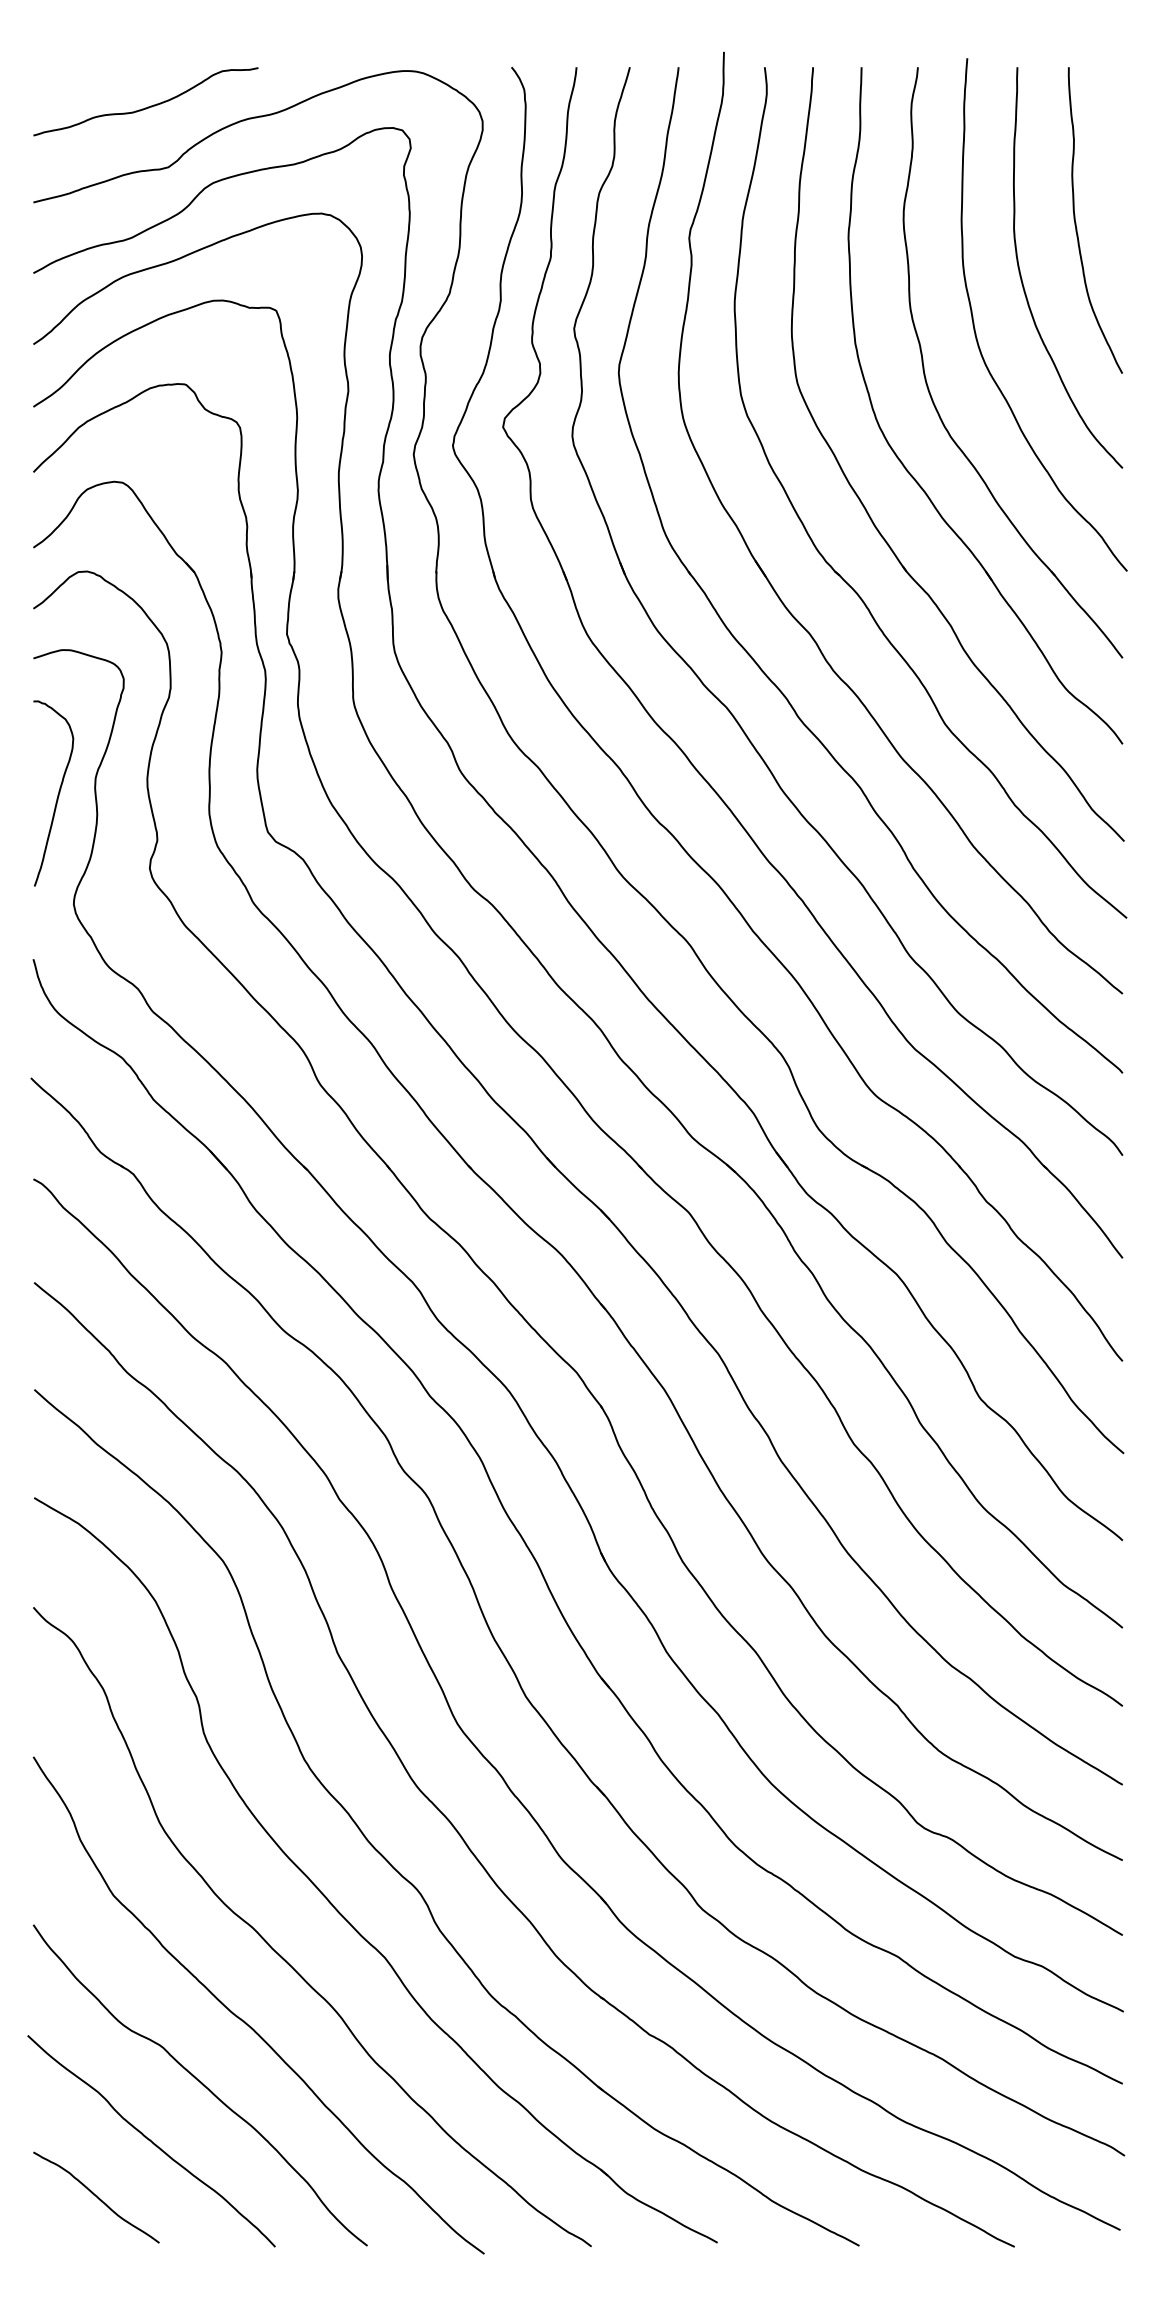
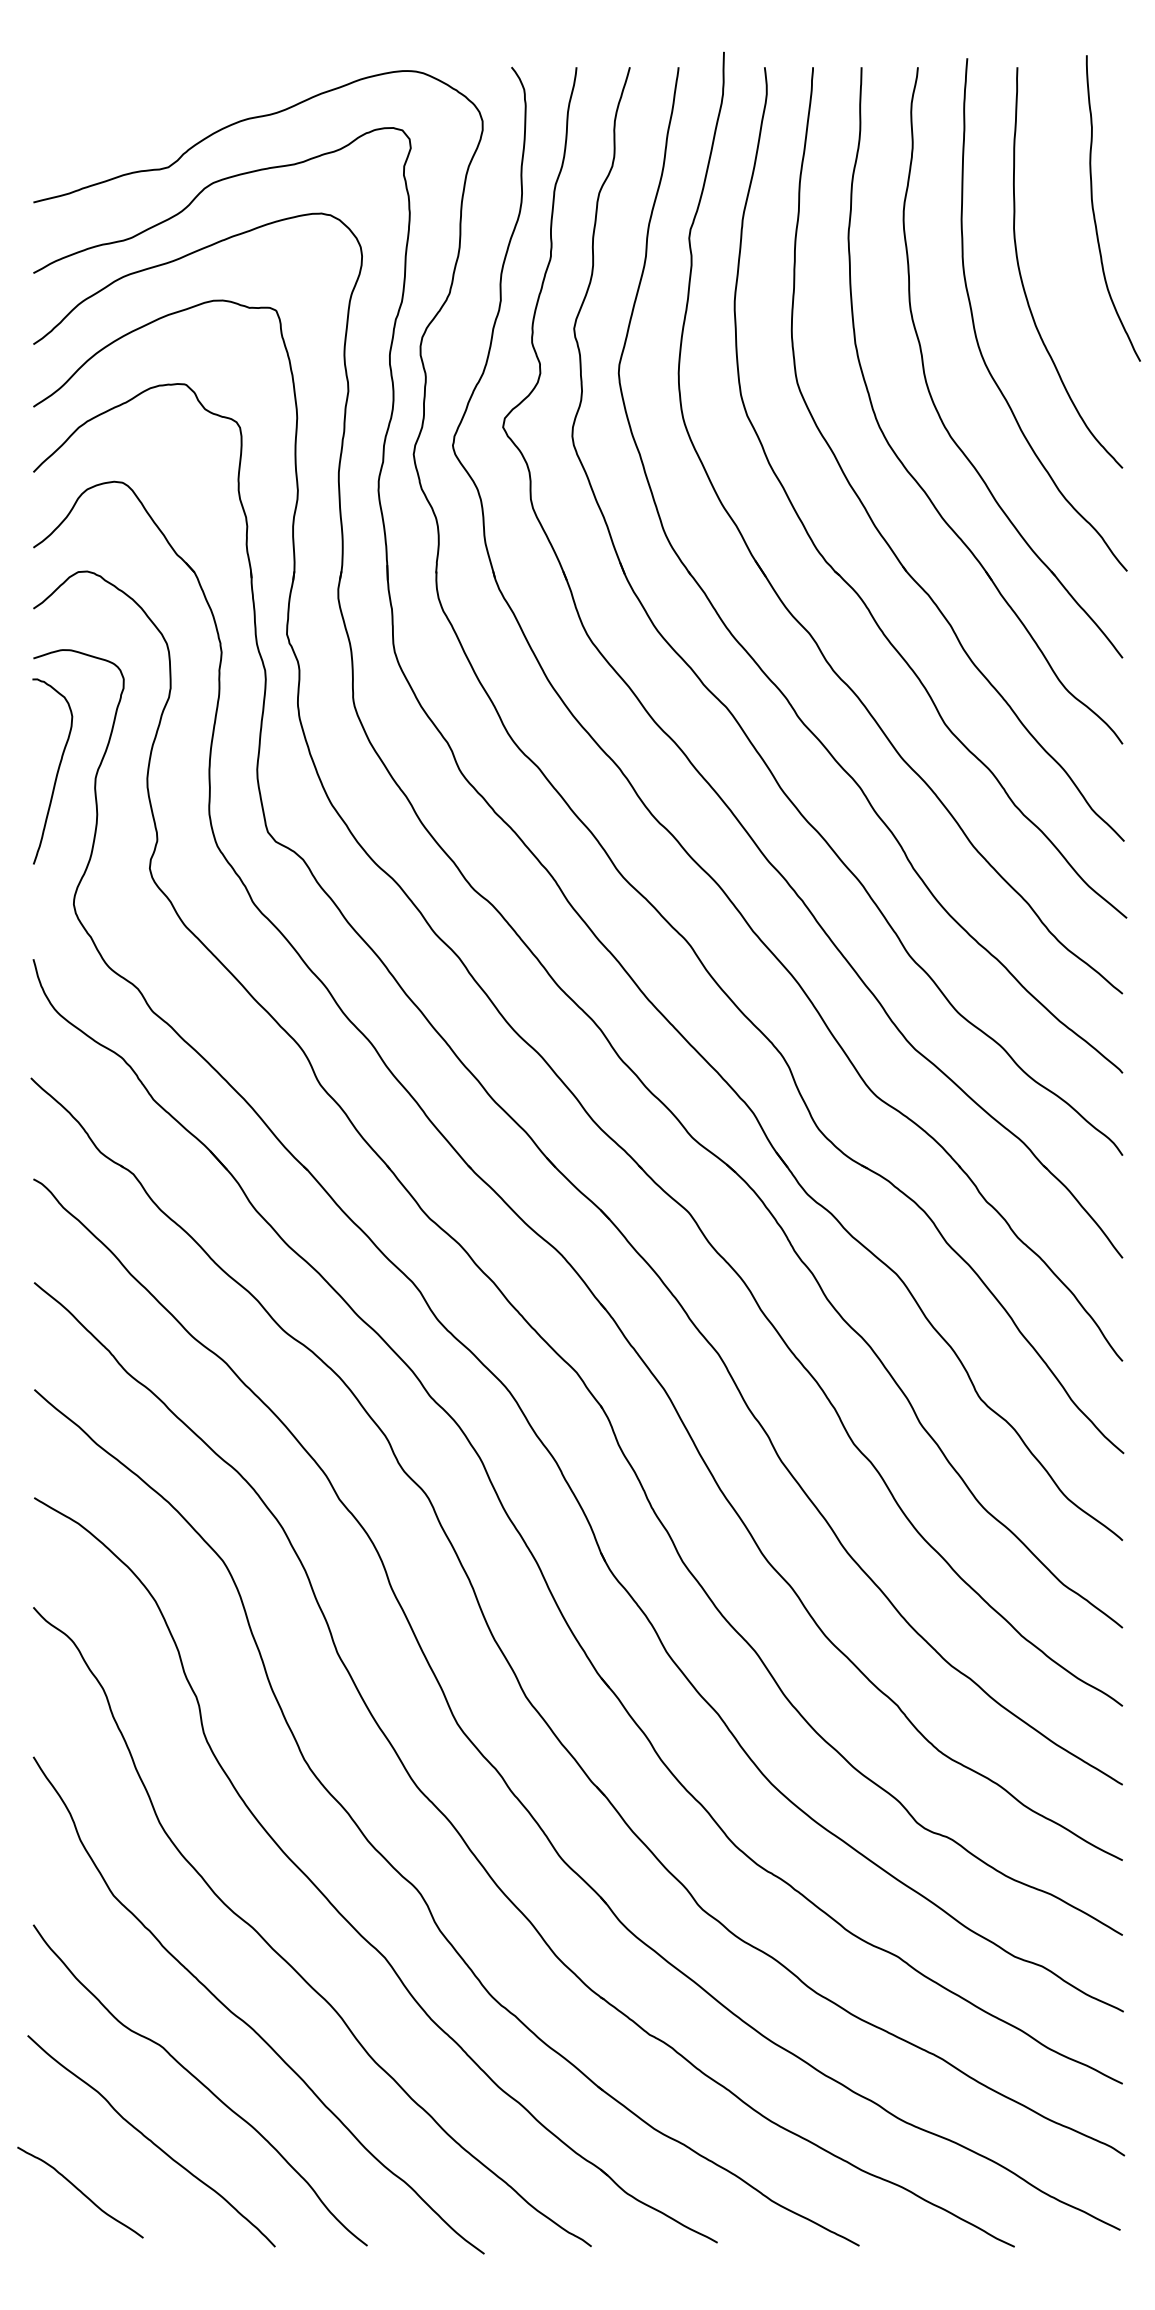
curve: present -> none (147, 106)
curve position: (1076, 222) -> (1094, 210) (1094, 210)
curve position: (57, 794) -> (56, 772) (56, 772)
curve position: (96, 2197) -> (80, 2192) (80, 2192)
